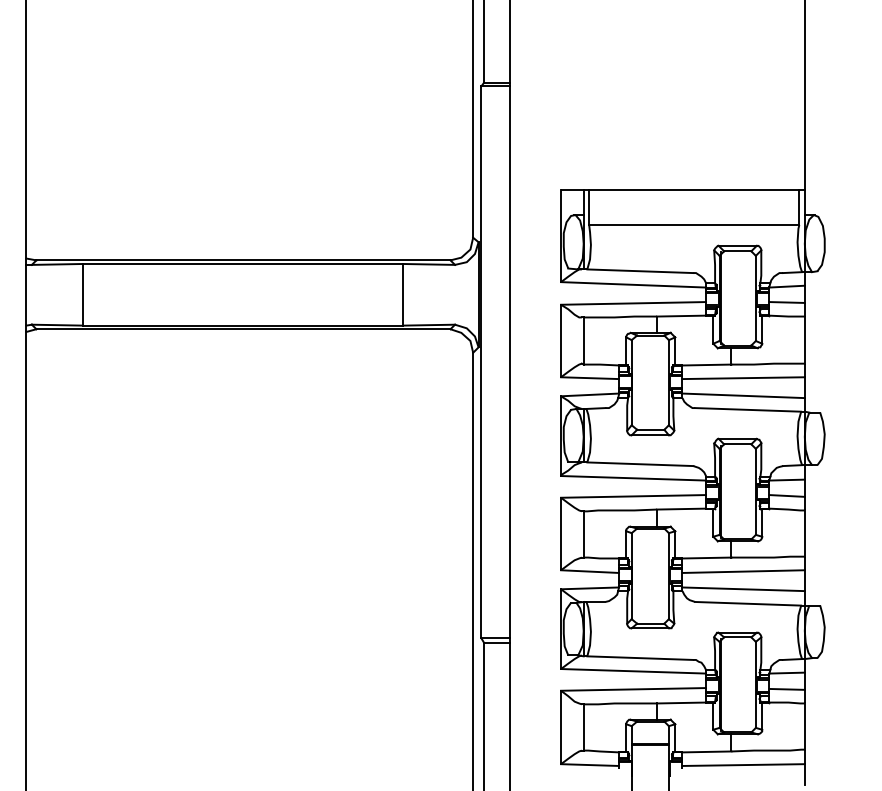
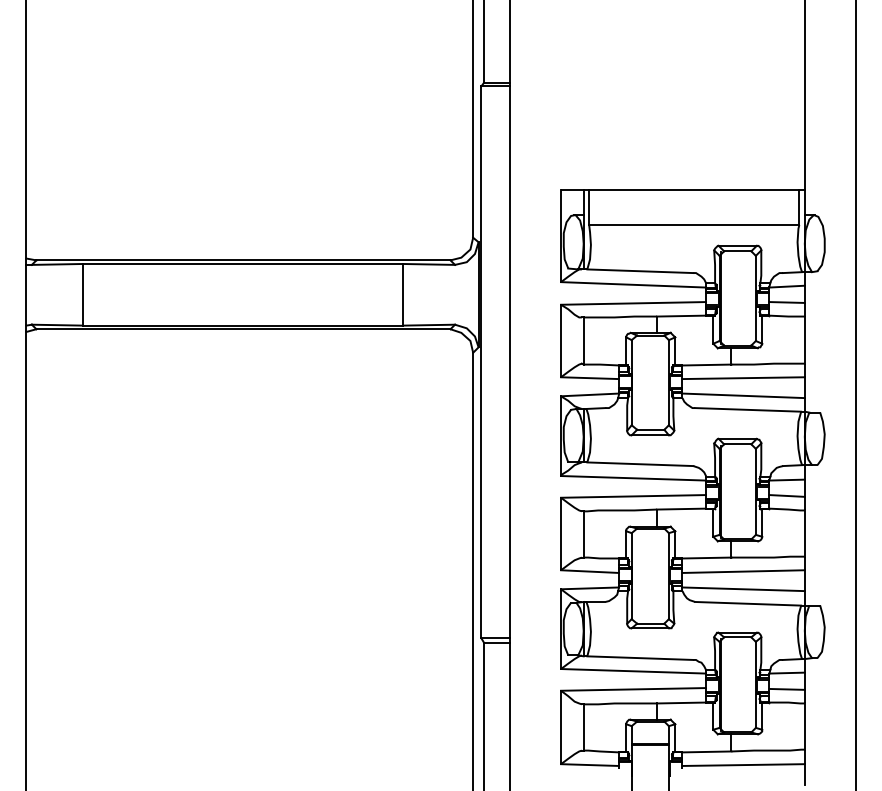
line: none -> present (855, 394)
